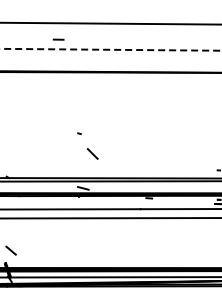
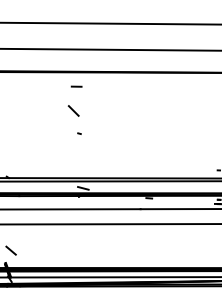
line position: (58, 39) -> (76, 86) (76, 86)
line: dashed -> solid (111, 49)
line position: (92, 153) -> (73, 110) (73, 110)
line position: (110, 218) -> (110, 224) (110, 224)
